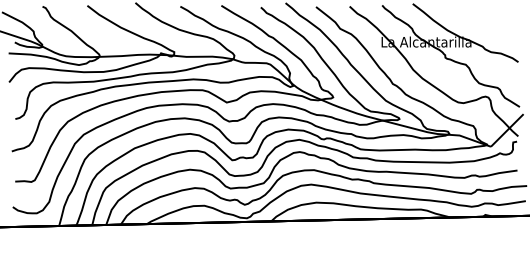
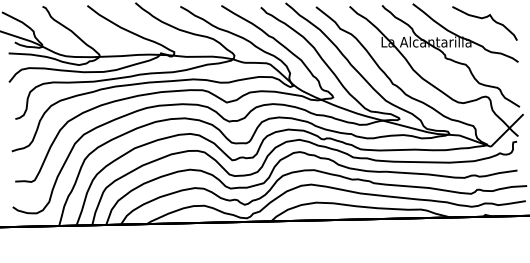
curve: none -> present (482, 19)
